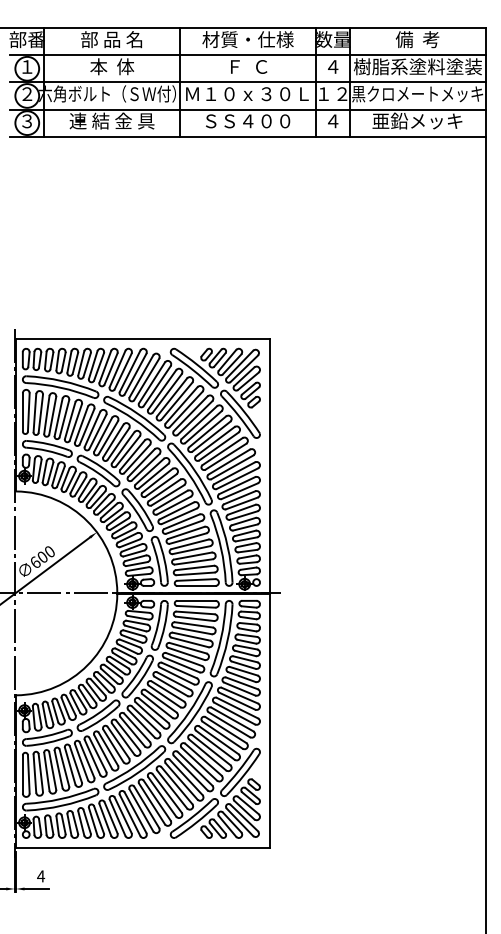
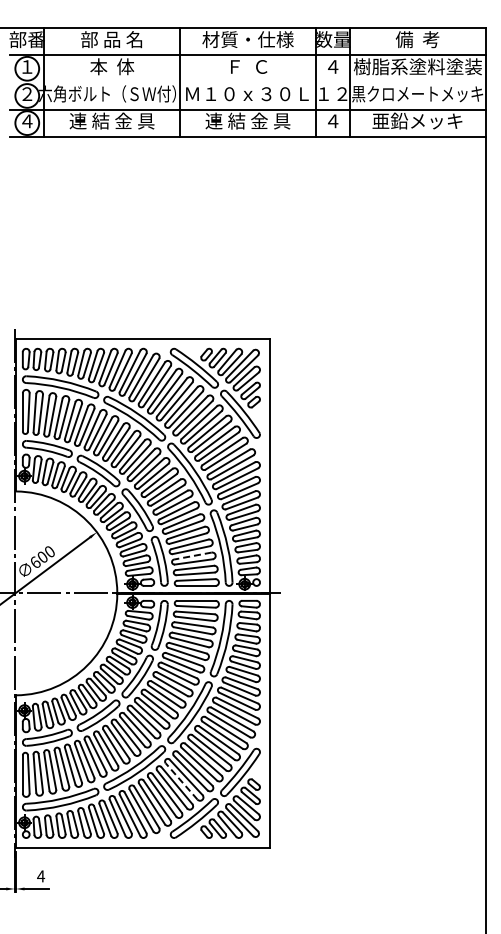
line: present -> none (247, 82)
text: ＳＳ４００ -> 連 結 金 具 (247, 120)
text: ３ -> ４ (27, 121)
line: solid -> dashed (192, 556)
line: solid -> dashed (181, 781)
